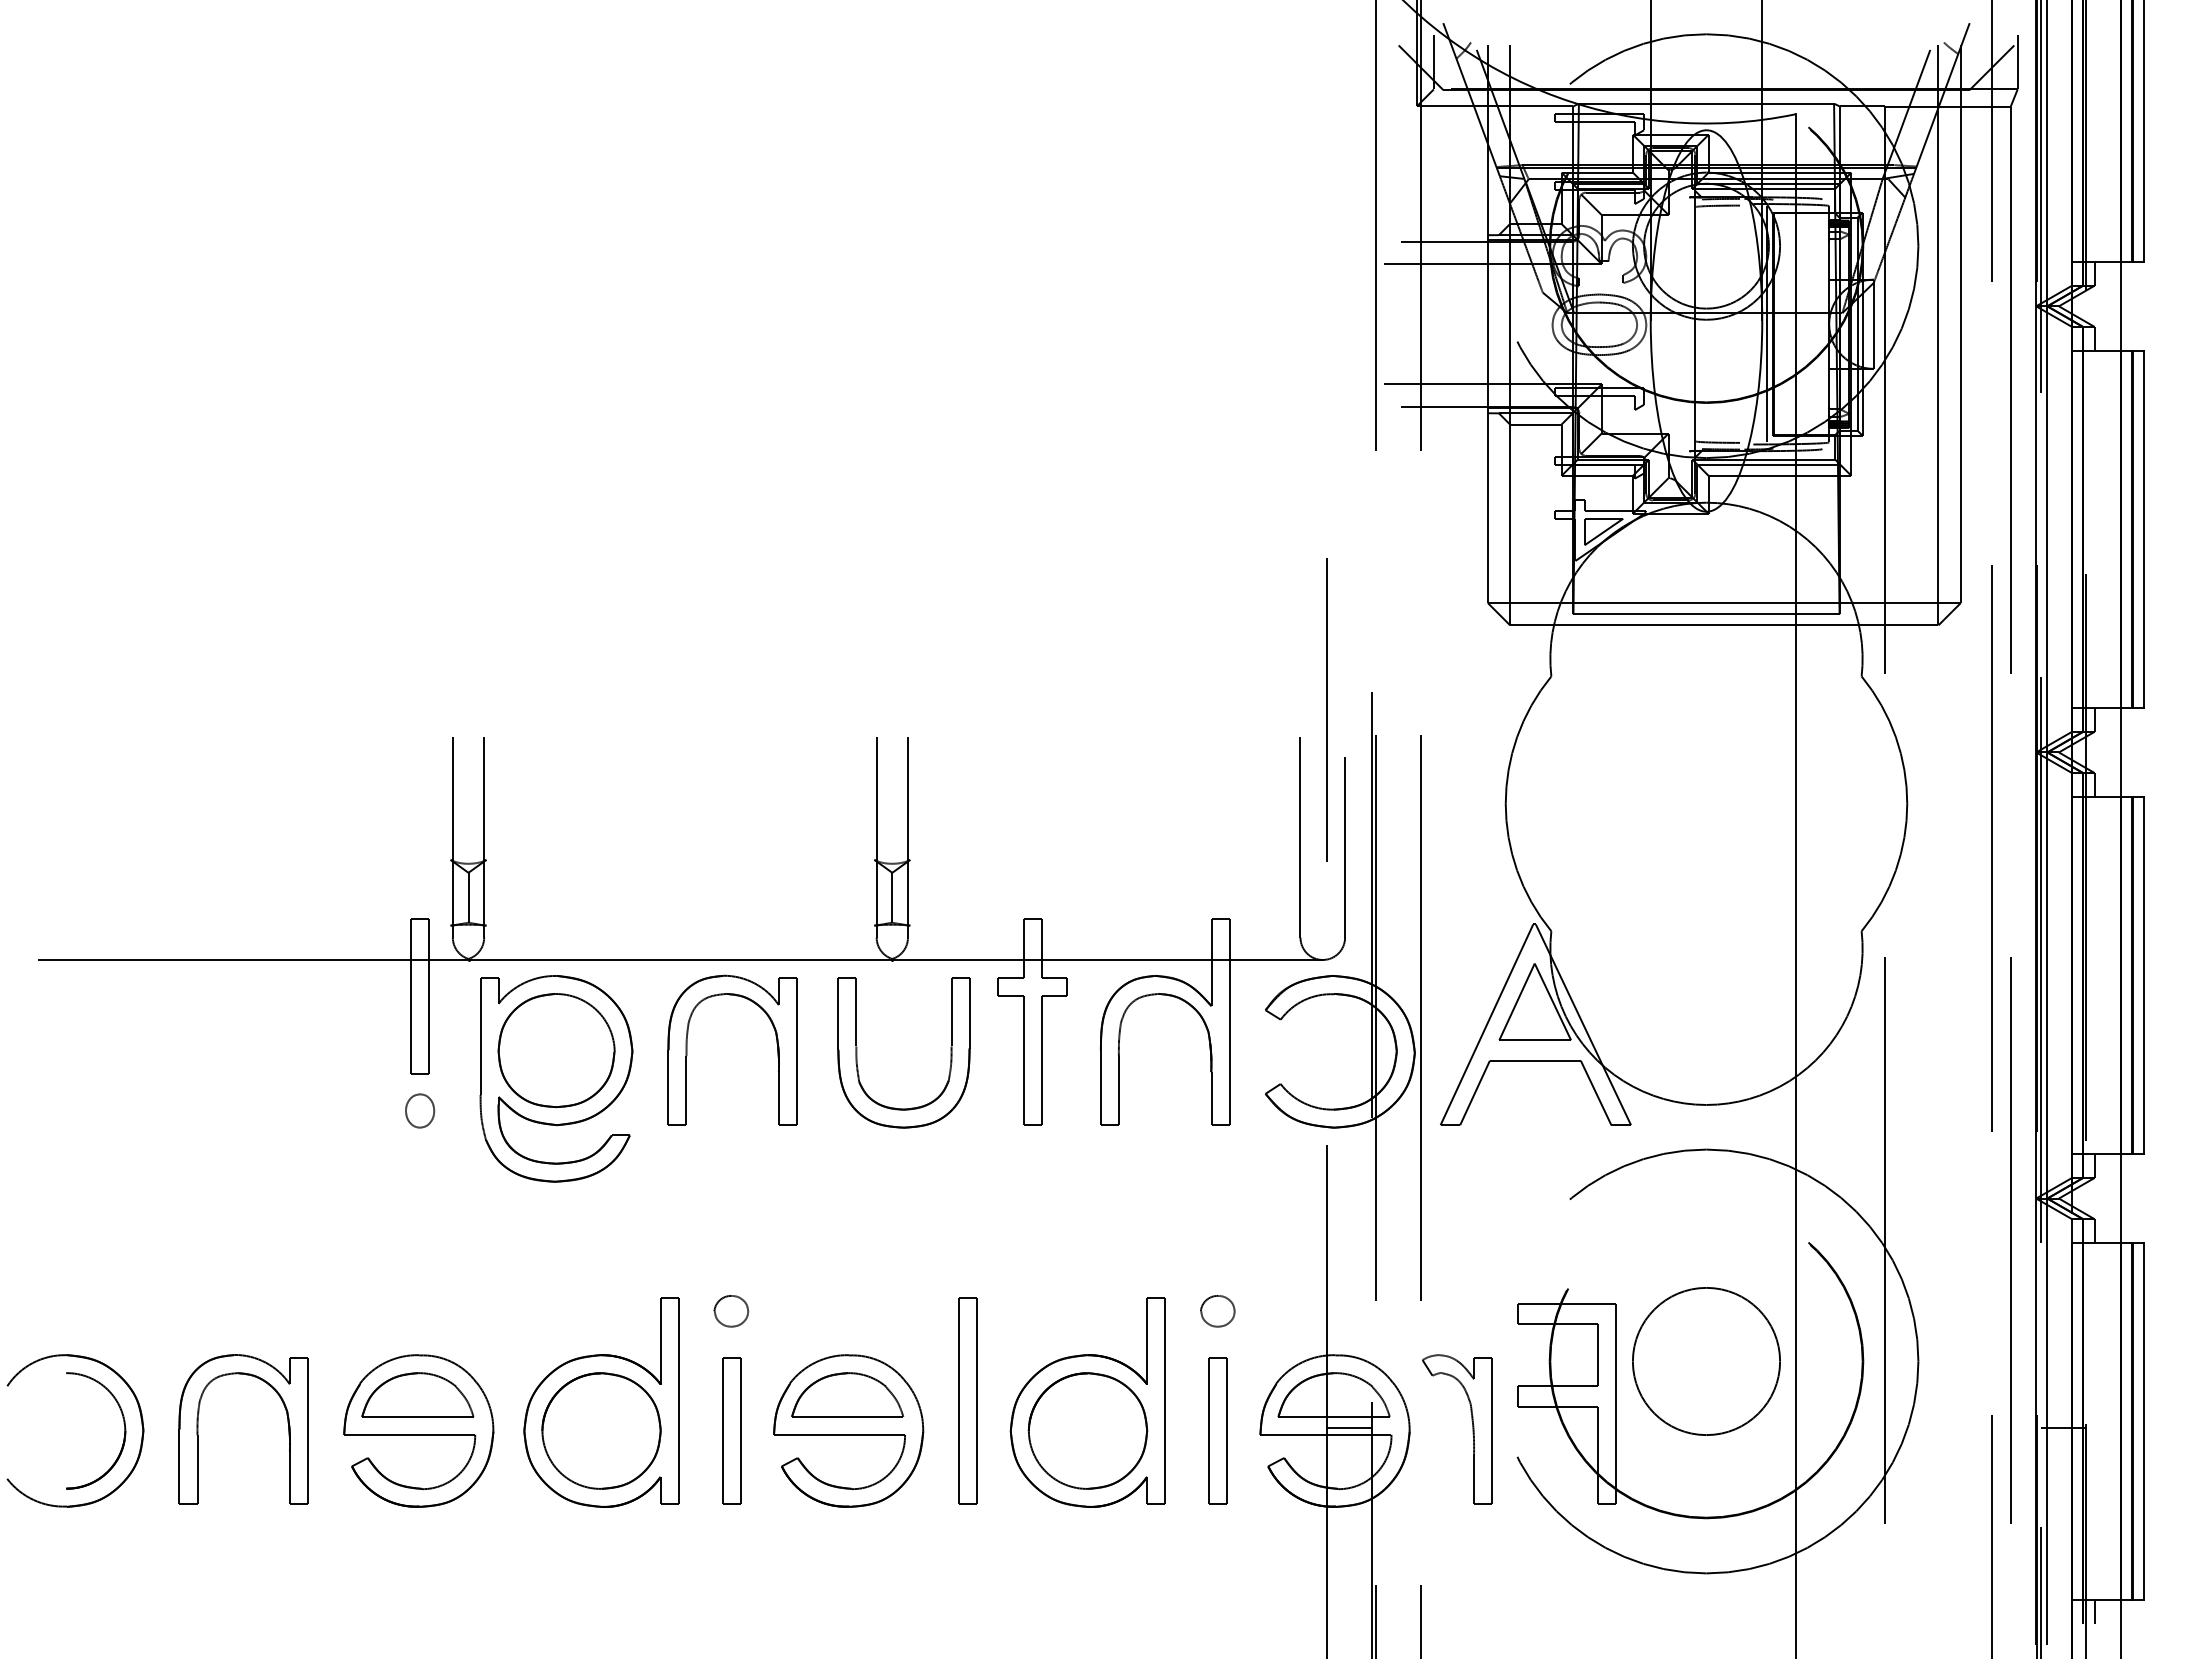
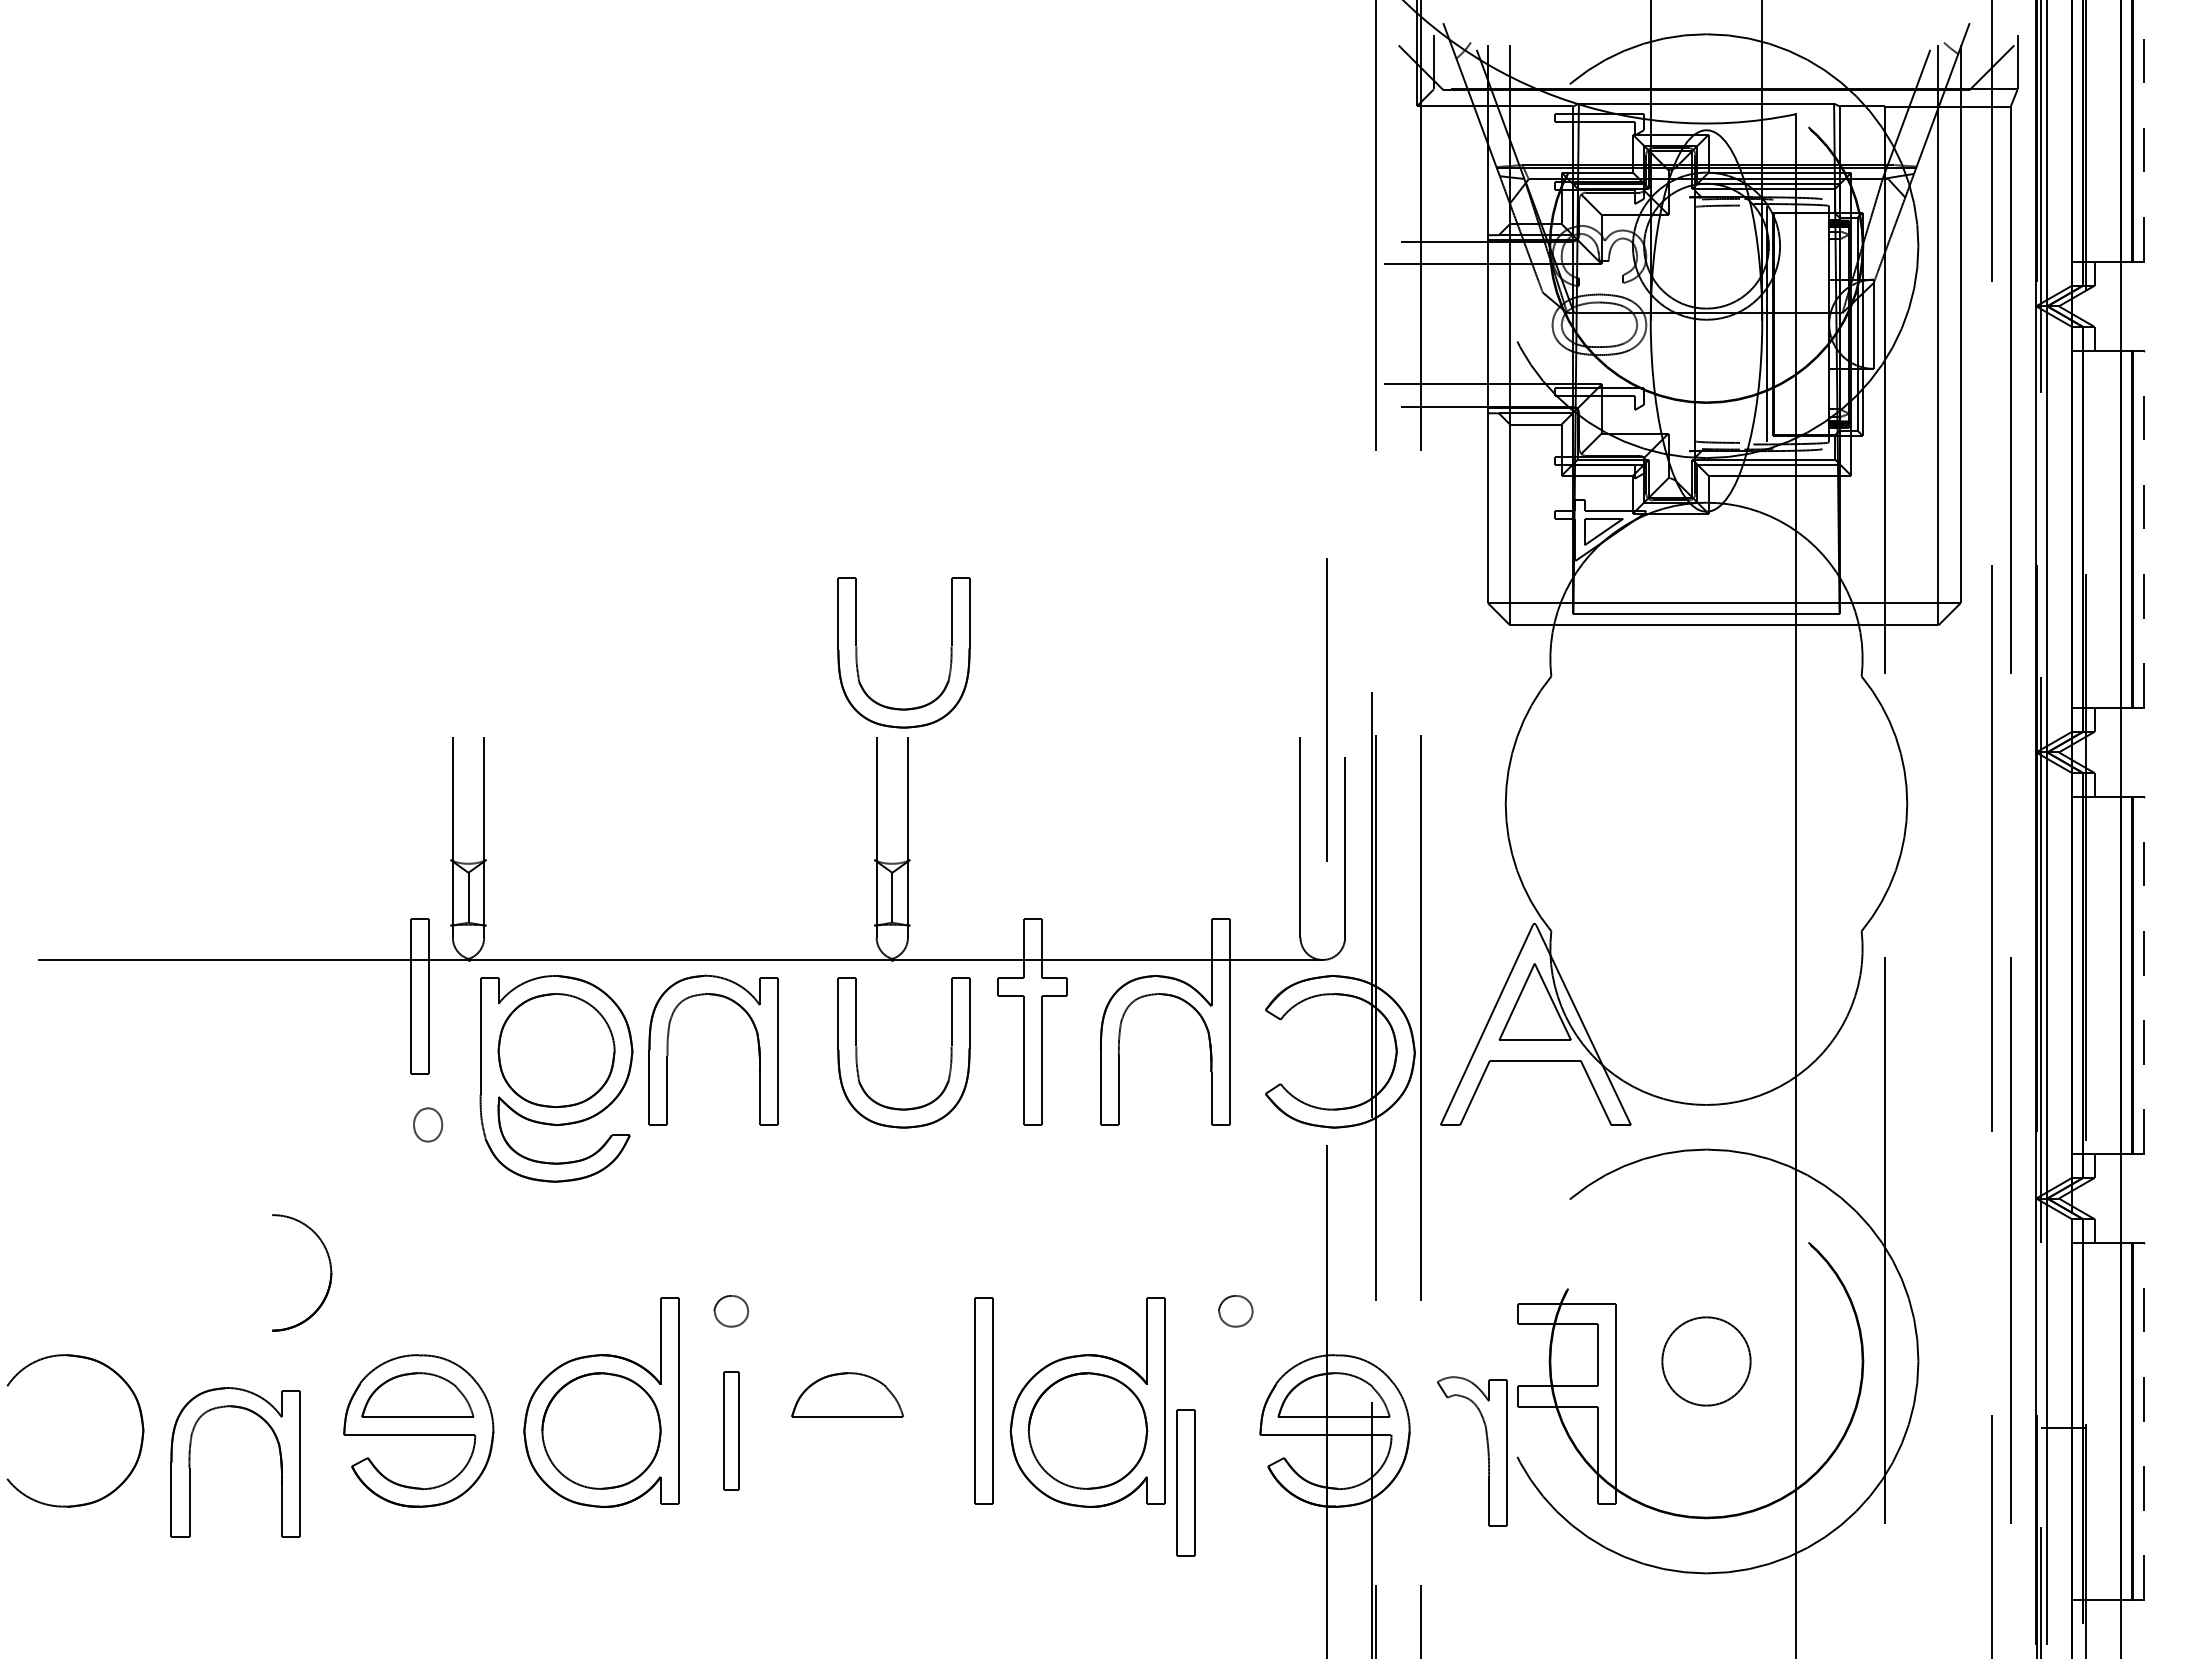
line: solid -> dashed (2143, 130)
line: solid -> dashed (2143, 528)
part: none -> present (857, 652)
line: solid -> dashed (2143, 975)
part position: (776, 1043) -> (757, 1043) (757, 1043)
part position: (420, 1110) -> (428, 1124) (428, 1124)
part position: (1217, 1311) -> (1235, 1311) (1235, 1311)
circle diameter: 147 px -> 88 px (1706, 1361)
part position: (967, 1400) -> (983, 1400) (983, 1400)
line: solid -> dashed (2143, 1421)
part position: (287, 1422) -> (279, 1455) (279, 1455)
part position: (123, 1423) -> (329, 1265) (329, 1265)
line: present -> none (1349, 1428)
part position: (1472, 1429) -> (1487, 1451) (1487, 1451)
part size: 20x148 px -> 17x120 px (731, 1430)
part: present -> none (848, 1430)
part position: (1217, 1430) -> (1185, 1482) (1185, 1482)
line: present -> none (2094, 1612)
